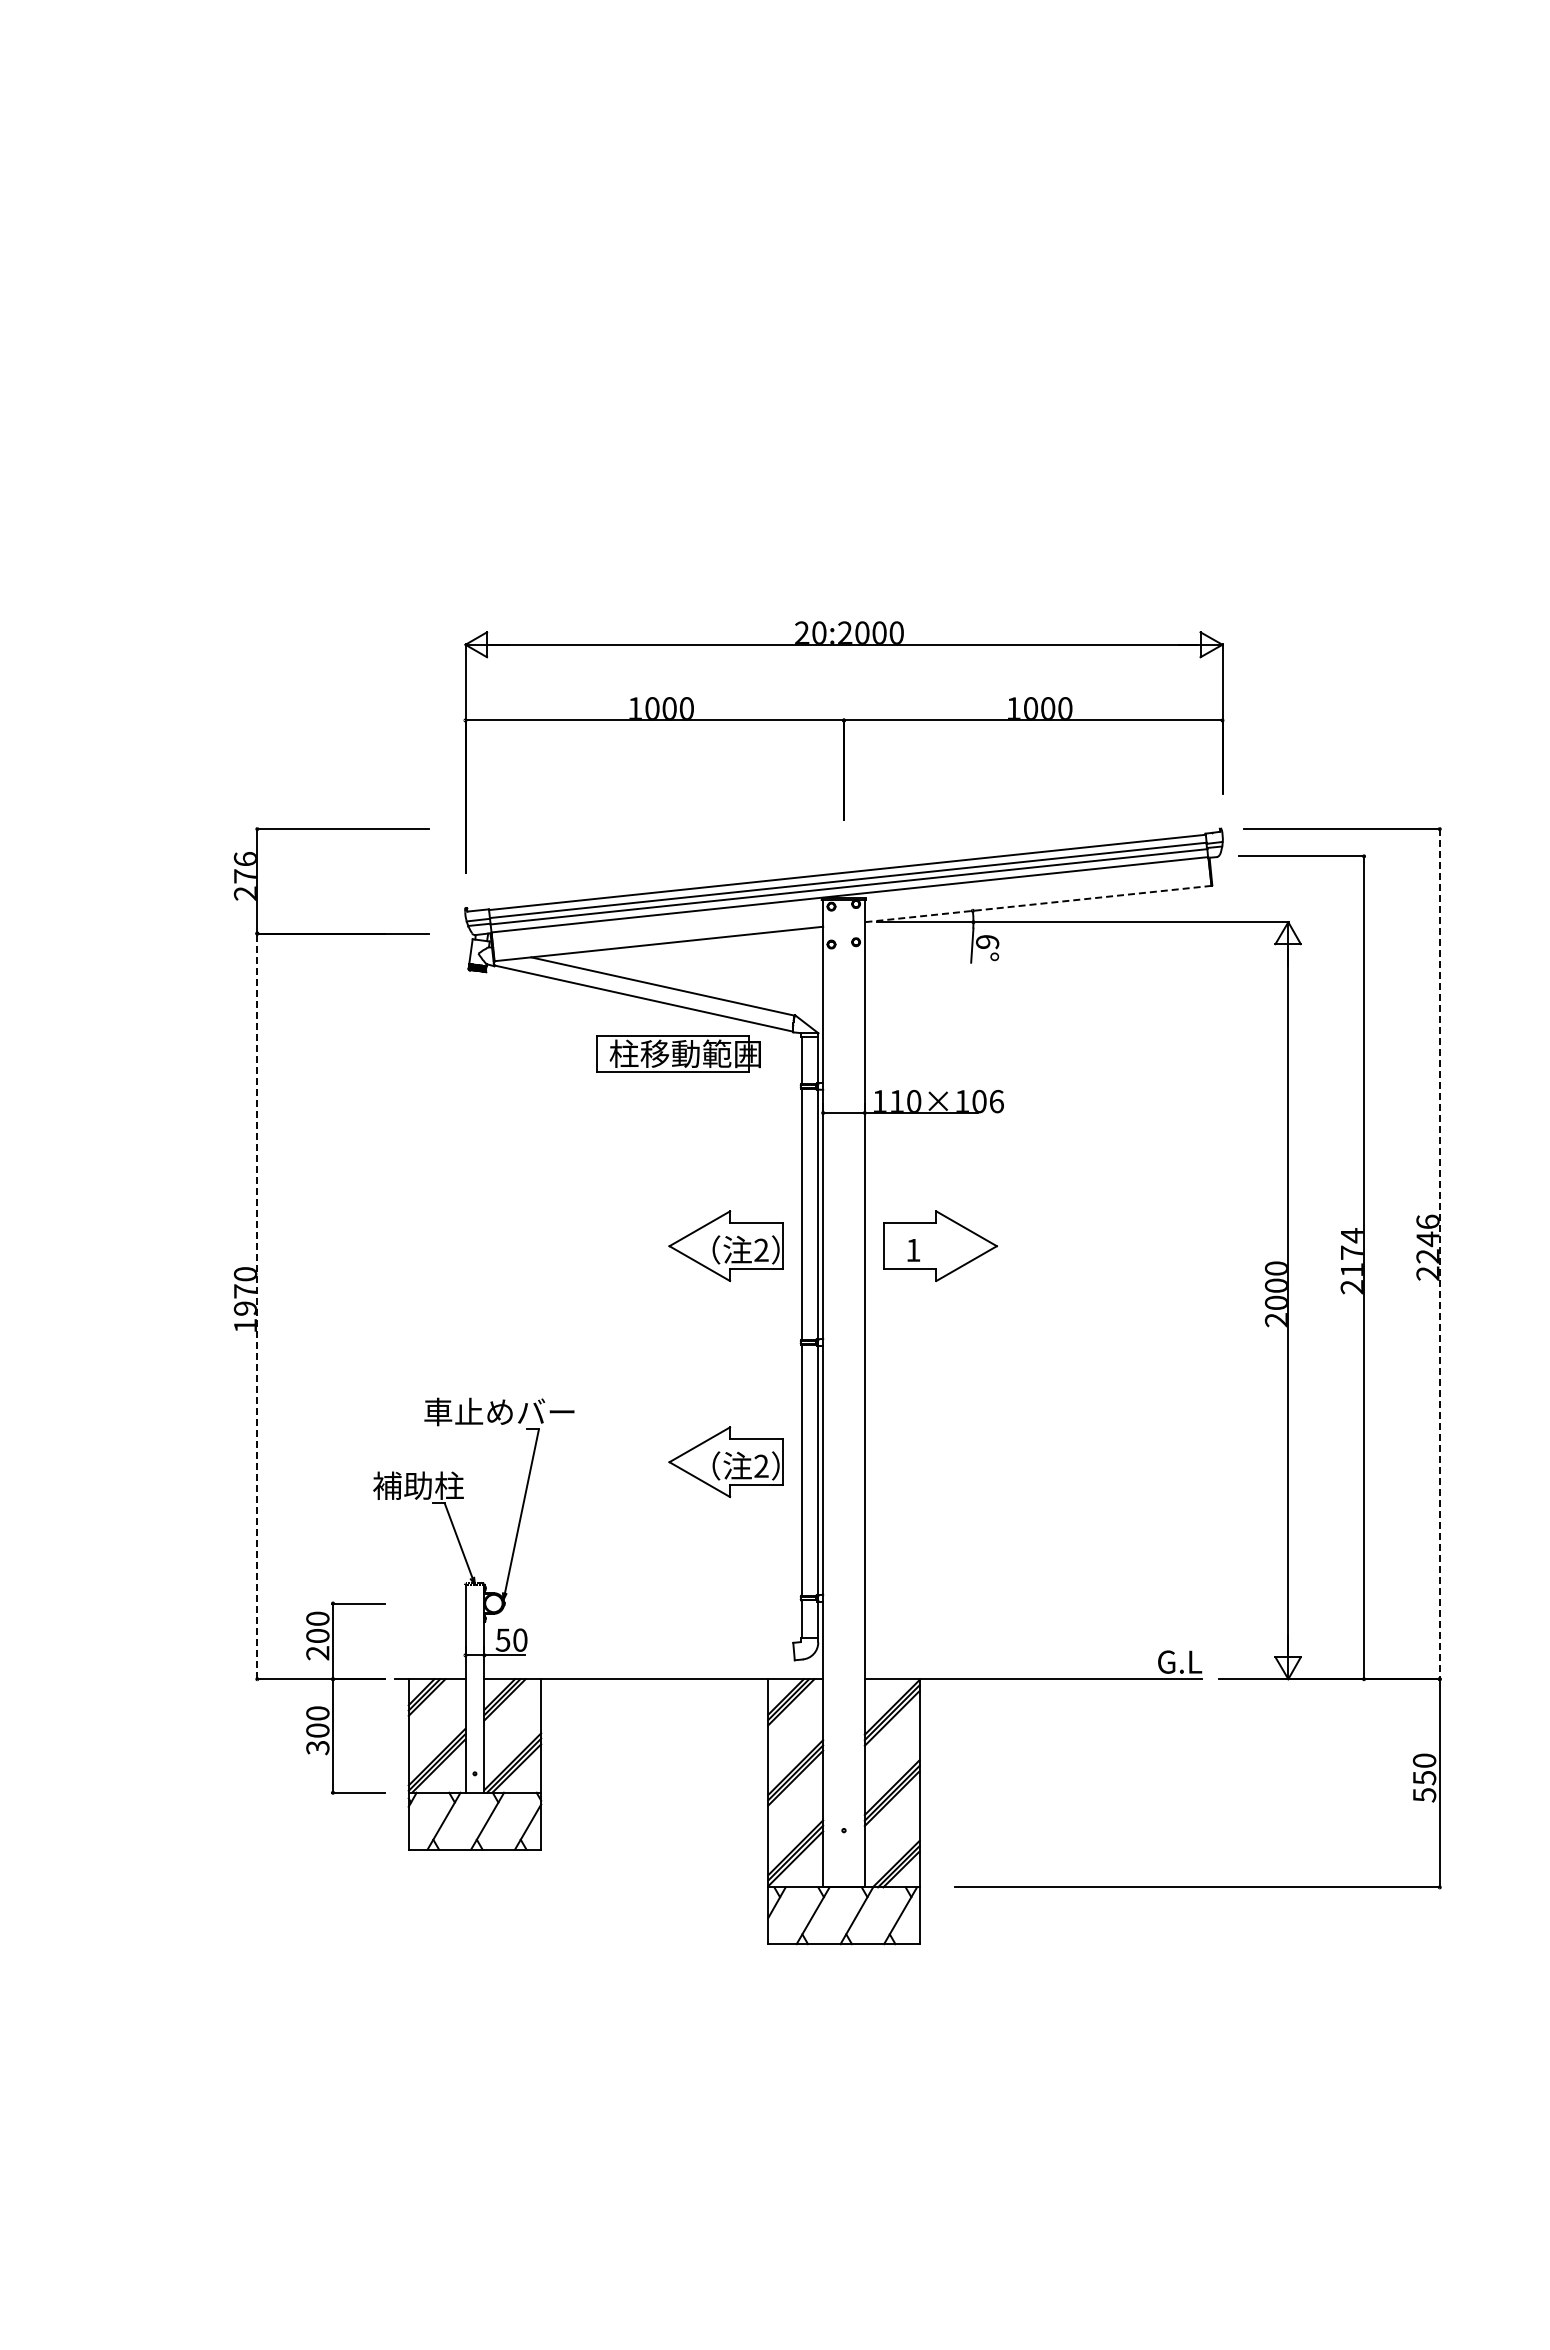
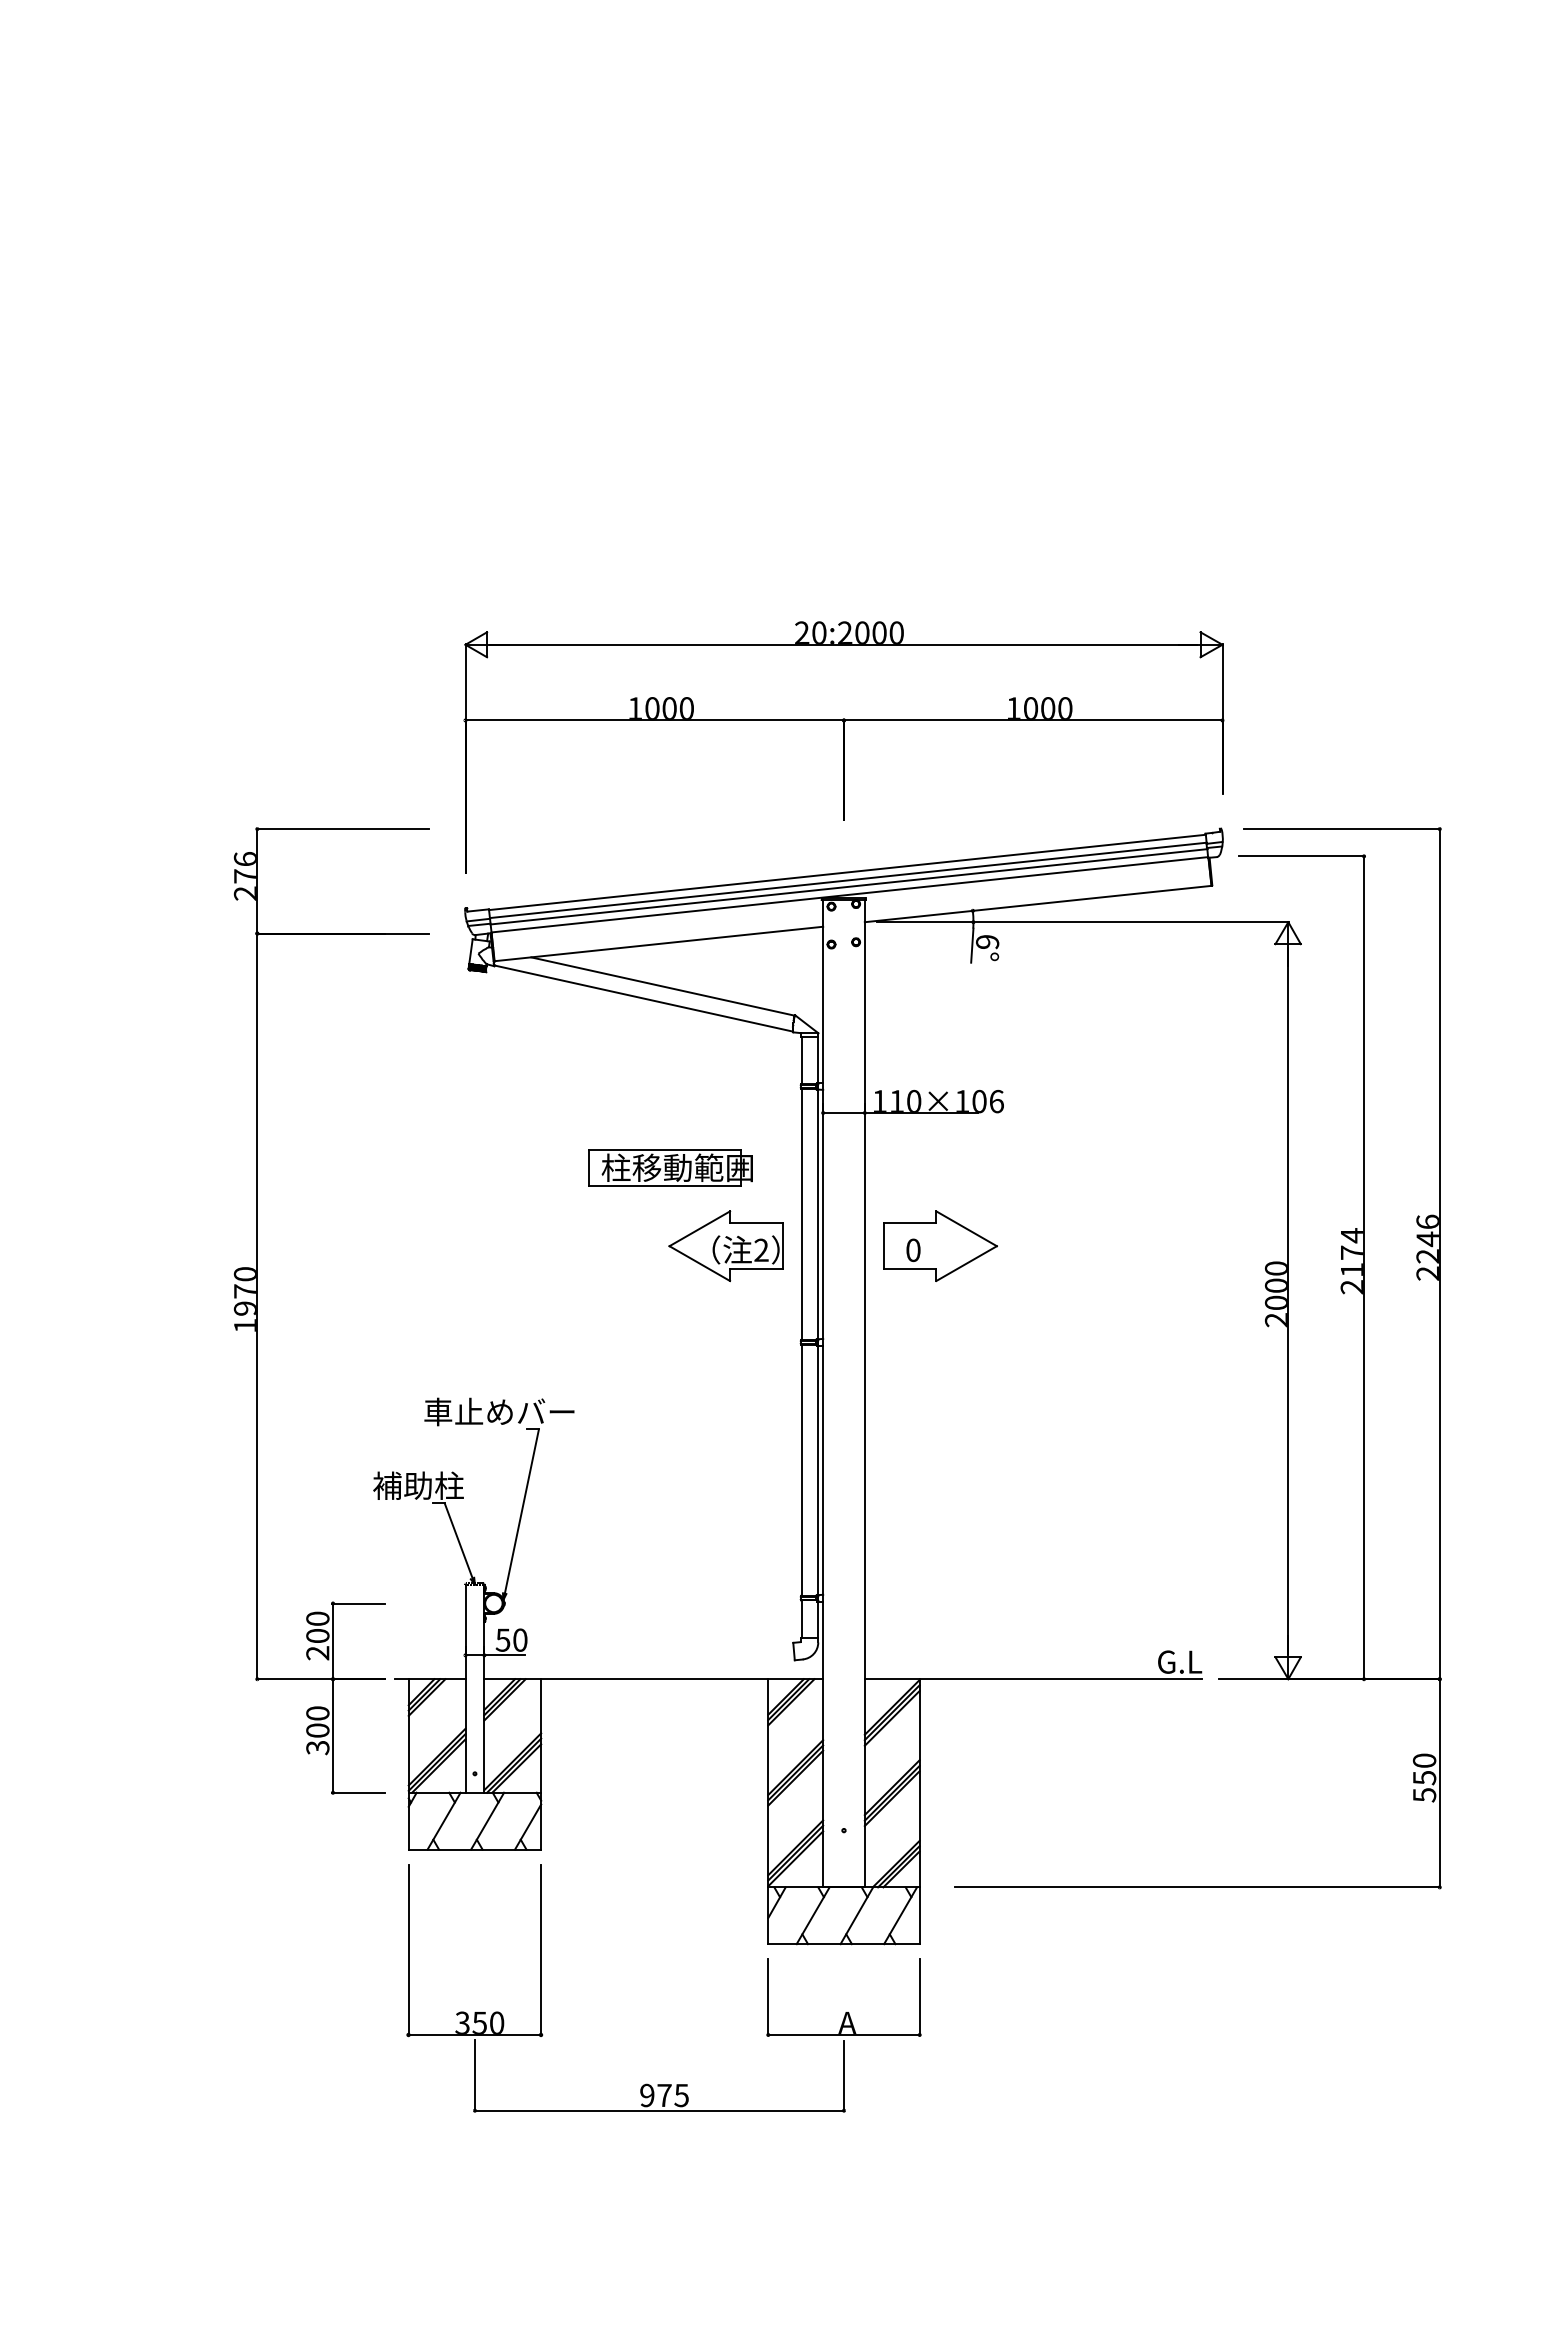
line: dashed -> solid (1037, 904)
part position: (678, 1053) -> (670, 1167) (670, 1167)
text: 1 -> 0 (913, 1250)
line: dashed -> solid (1439, 1254)
line: dashed -> solid (257, 1306)
part: present -> none (725, 1462)
part: none -> present (663, 2084)
